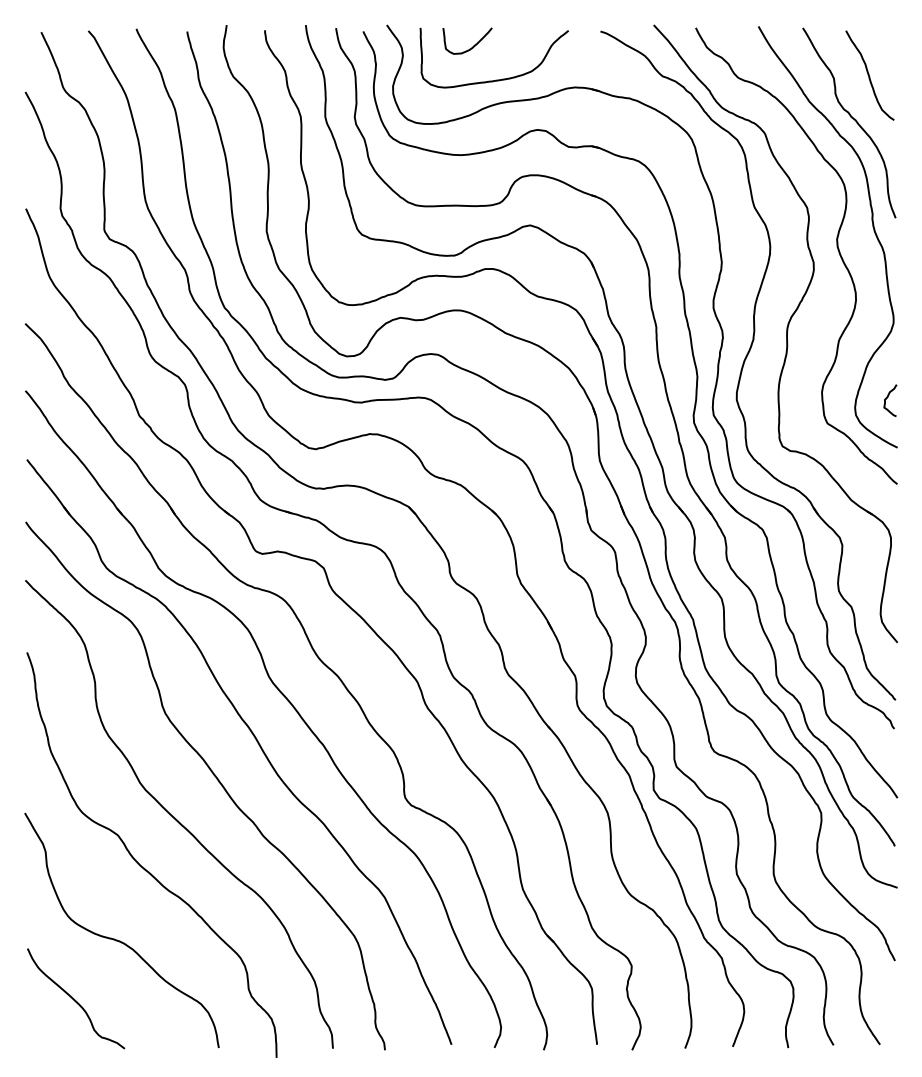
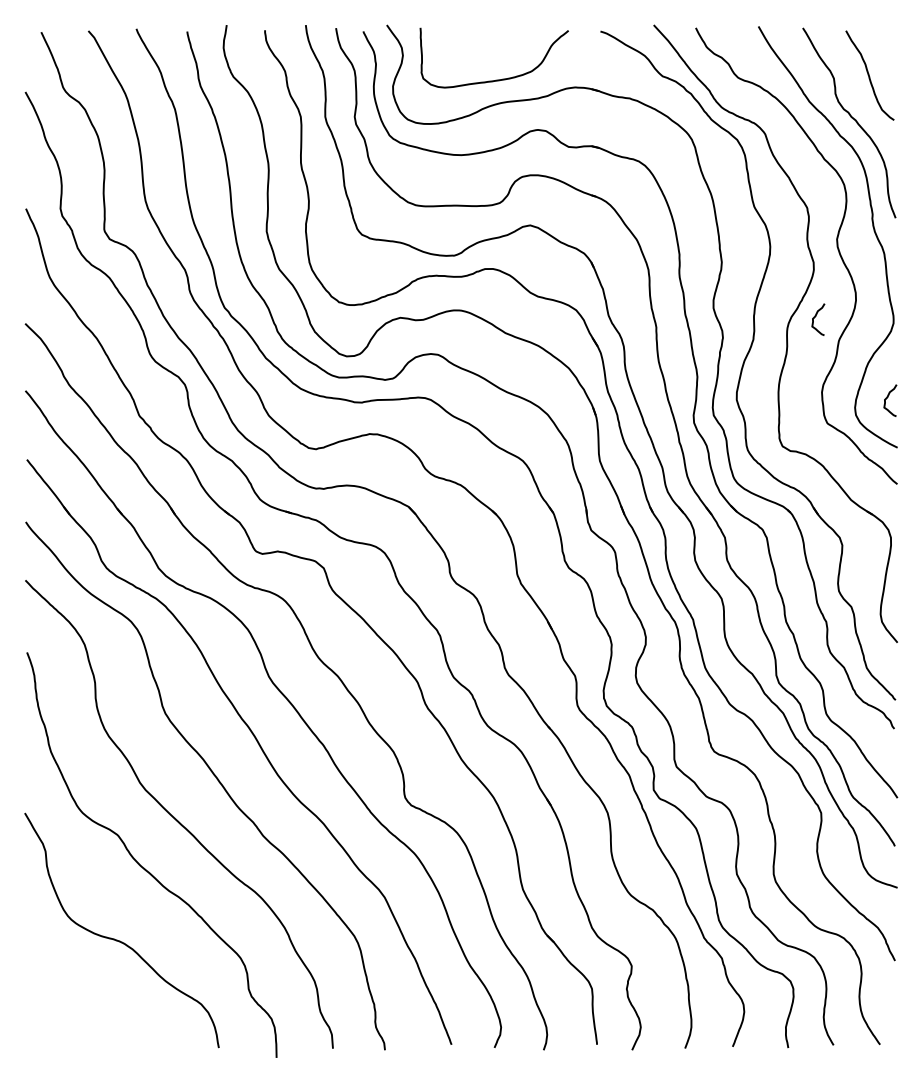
curve: present -> none (473, 45)
curve: none -> present (816, 316)
curve: present -> none (75, 999)
